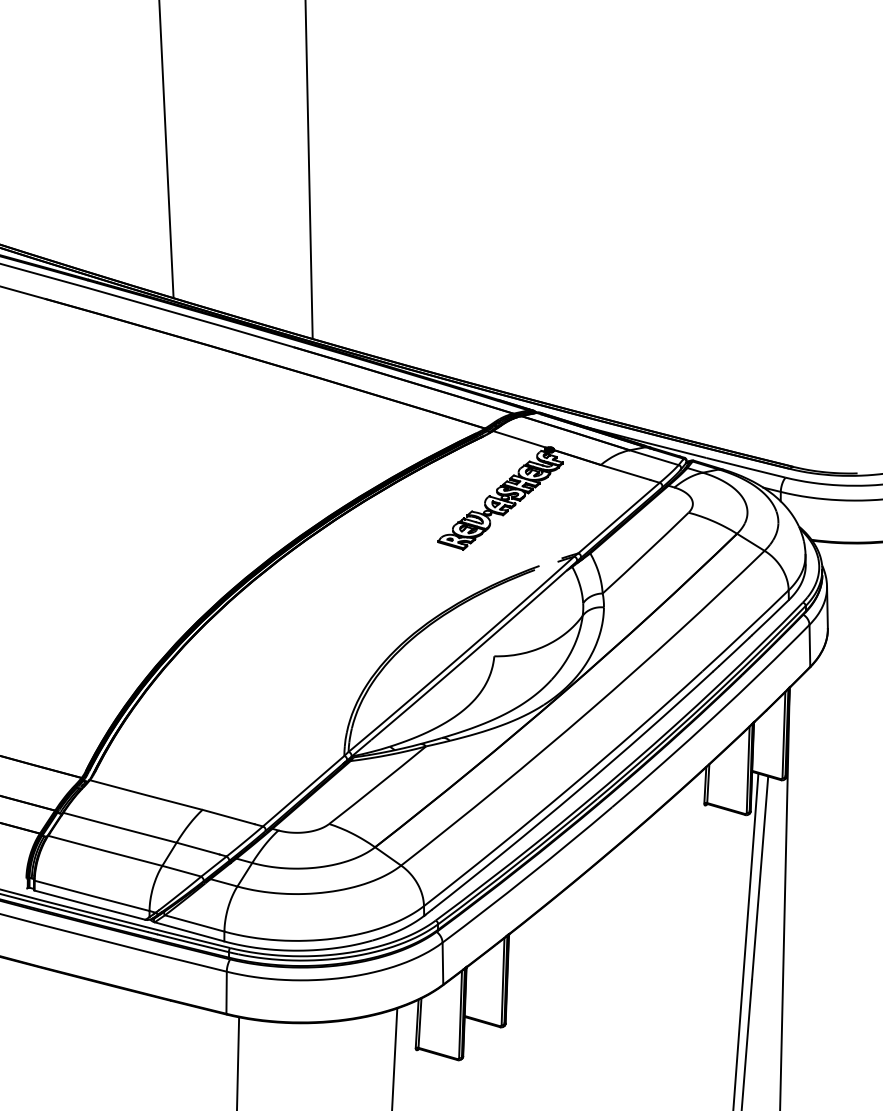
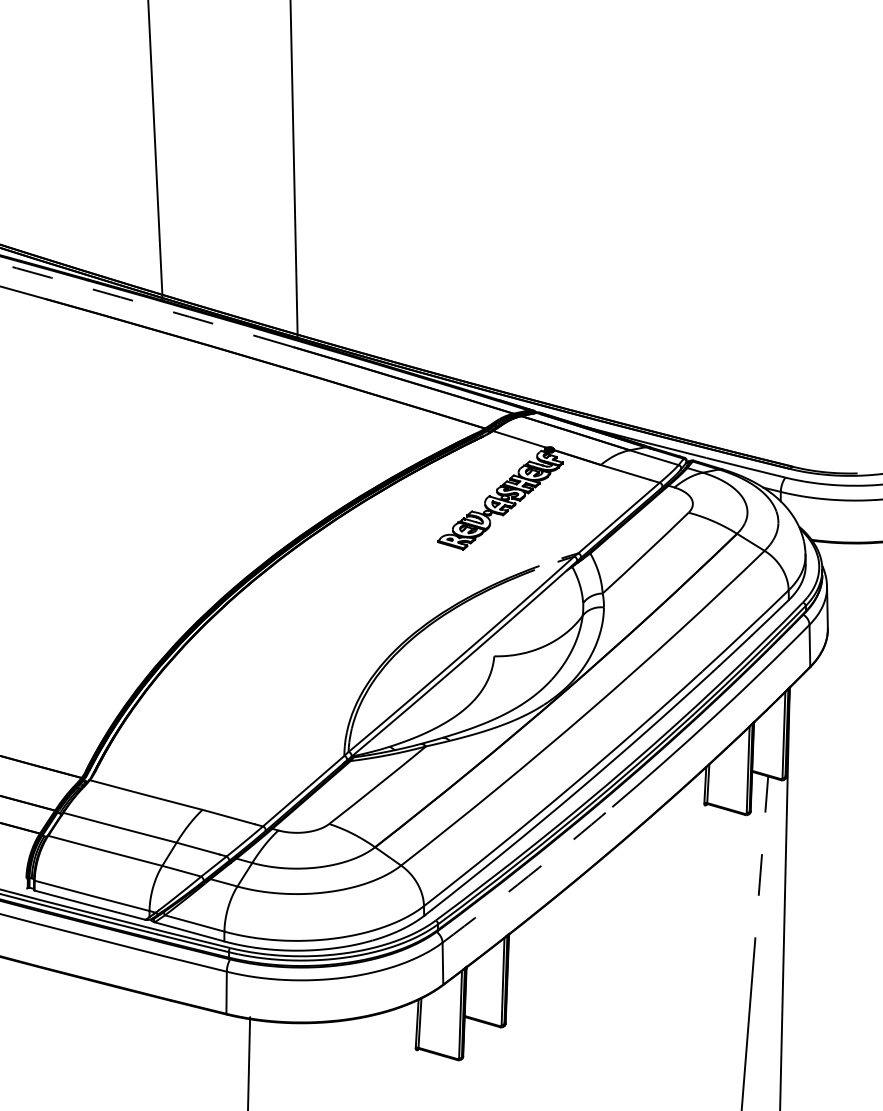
line position: (166, 150) -> (155, 150) (155, 150)
line position: (308, 170) -> (293, 170) (293, 170)
arc: solid -> dashed (146, 304)
arc: solid -> dashed (528, 876)
line: solid -> dashed (760, 877)
line: present -> none (745, 940)
line: present -> none (394, 1057)
line position: (238, 1062) -> (249, 1062) (249, 1062)
